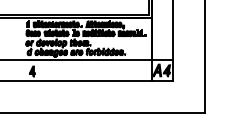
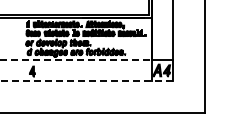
line: solid -> dashed (76, 60)
line: solid -> dashed (86, 81)
